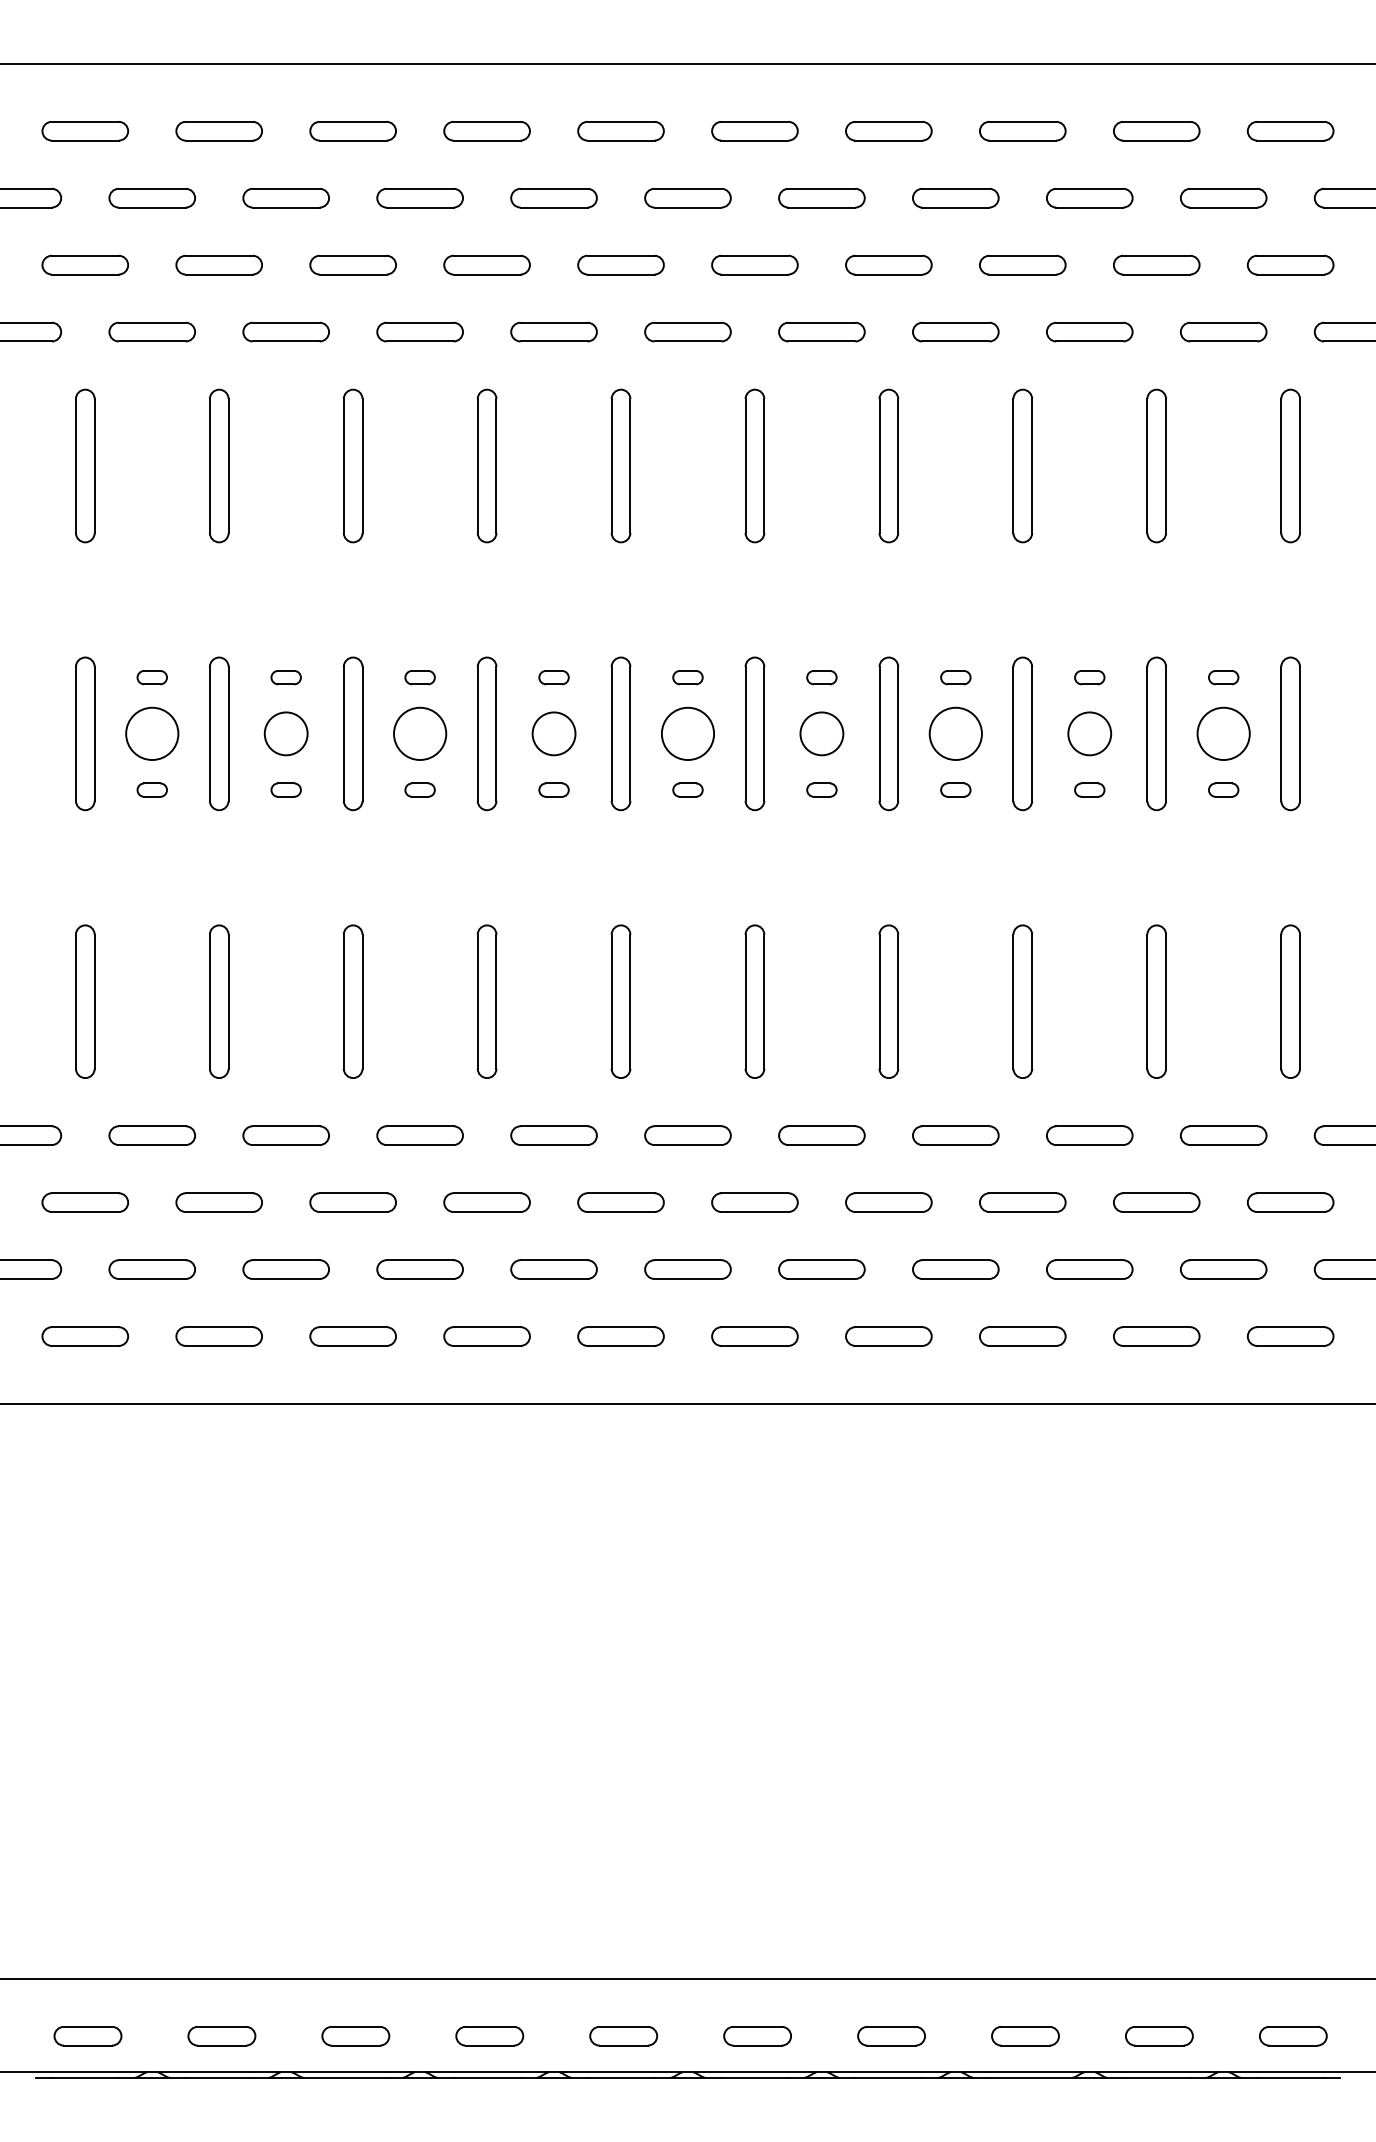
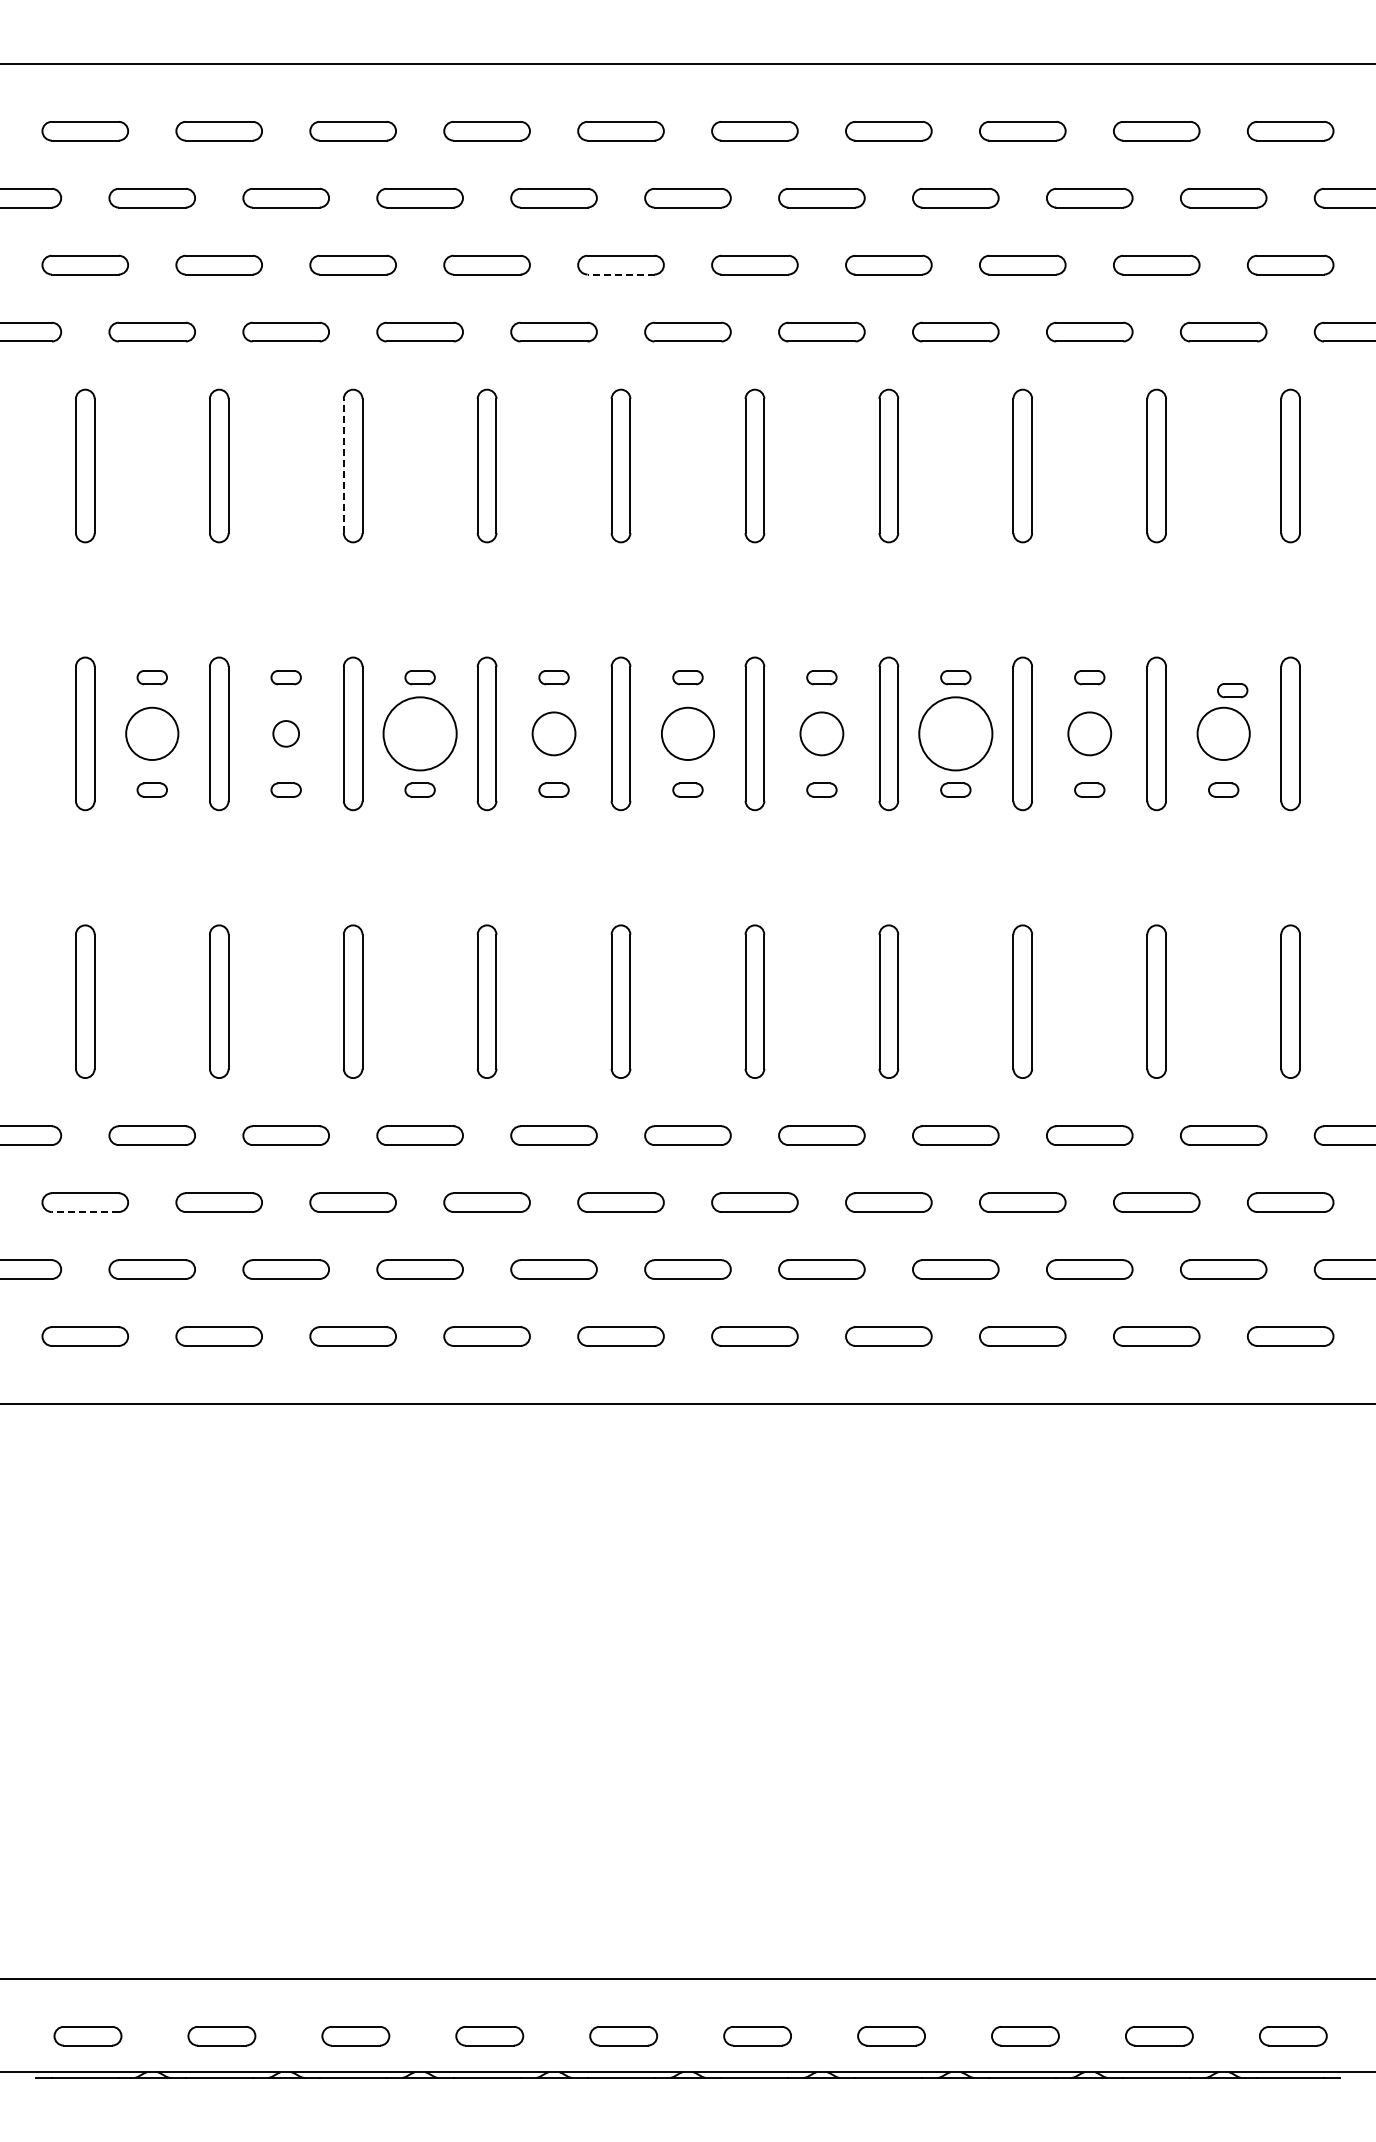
line: solid -> dashed (620, 274)
line: solid -> dashed (343, 466)
part position: (1223, 677) -> (1232, 690) (1232, 690)
circle diameter: 43 px -> 26 px (286, 733)
circle diameter: 52 px -> 73 px (419, 733)
circle diameter: 52 px -> 73 px (955, 733)
line: solid -> dashed (84, 1212)
